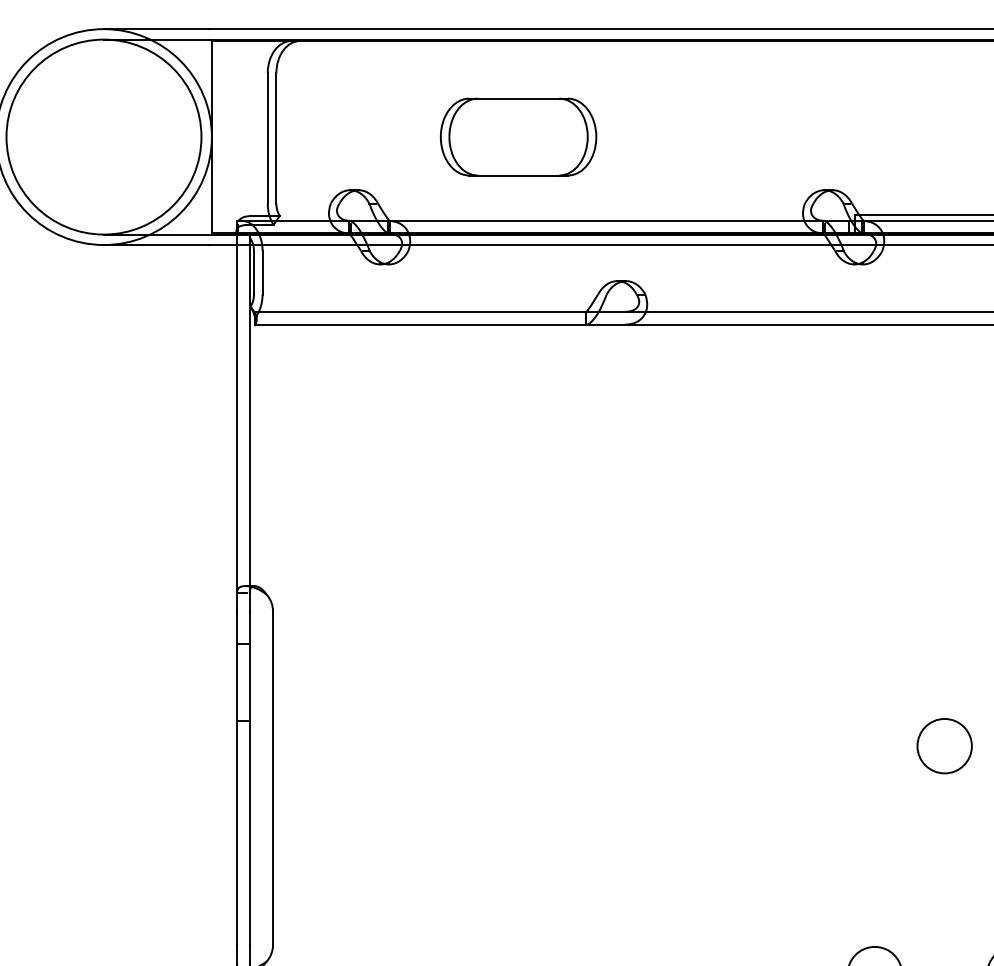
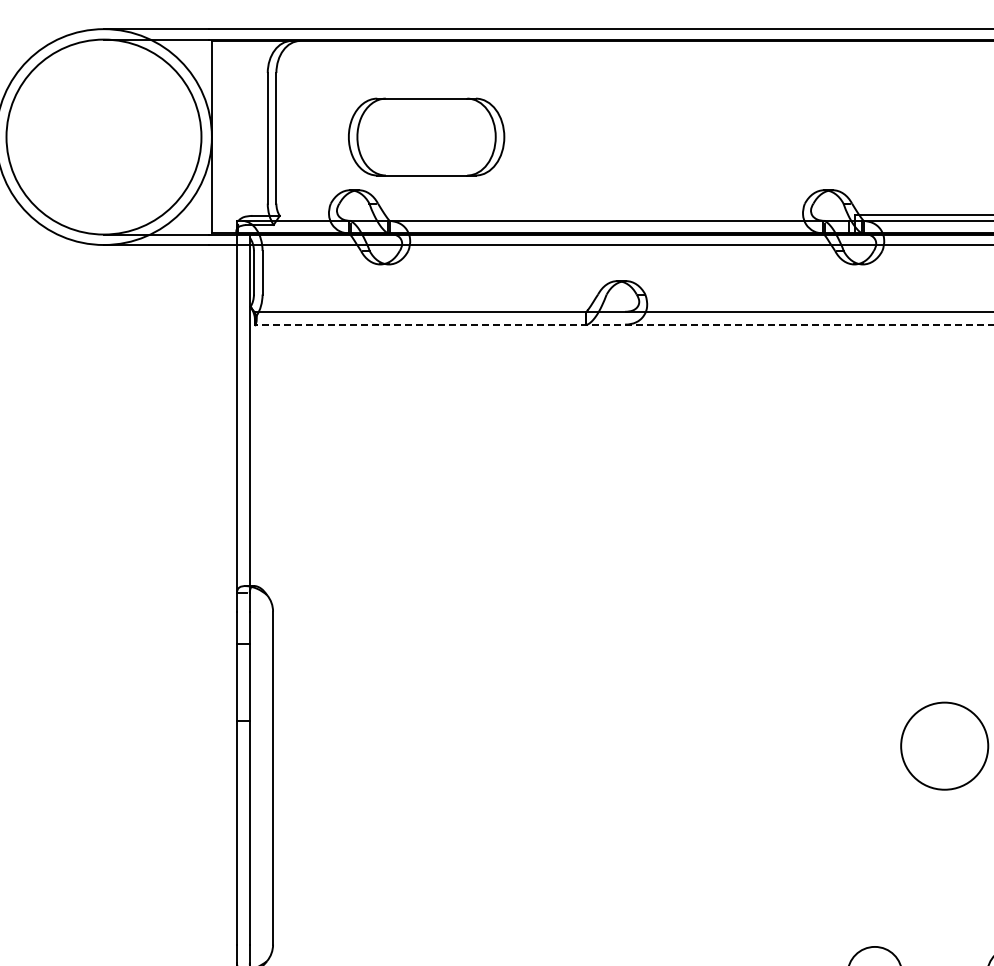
part position: (518, 136) -> (426, 136) (426, 136)
line: solid -> dashed (623, 324)
circle diameter: 54 px -> 87 px (944, 745)
